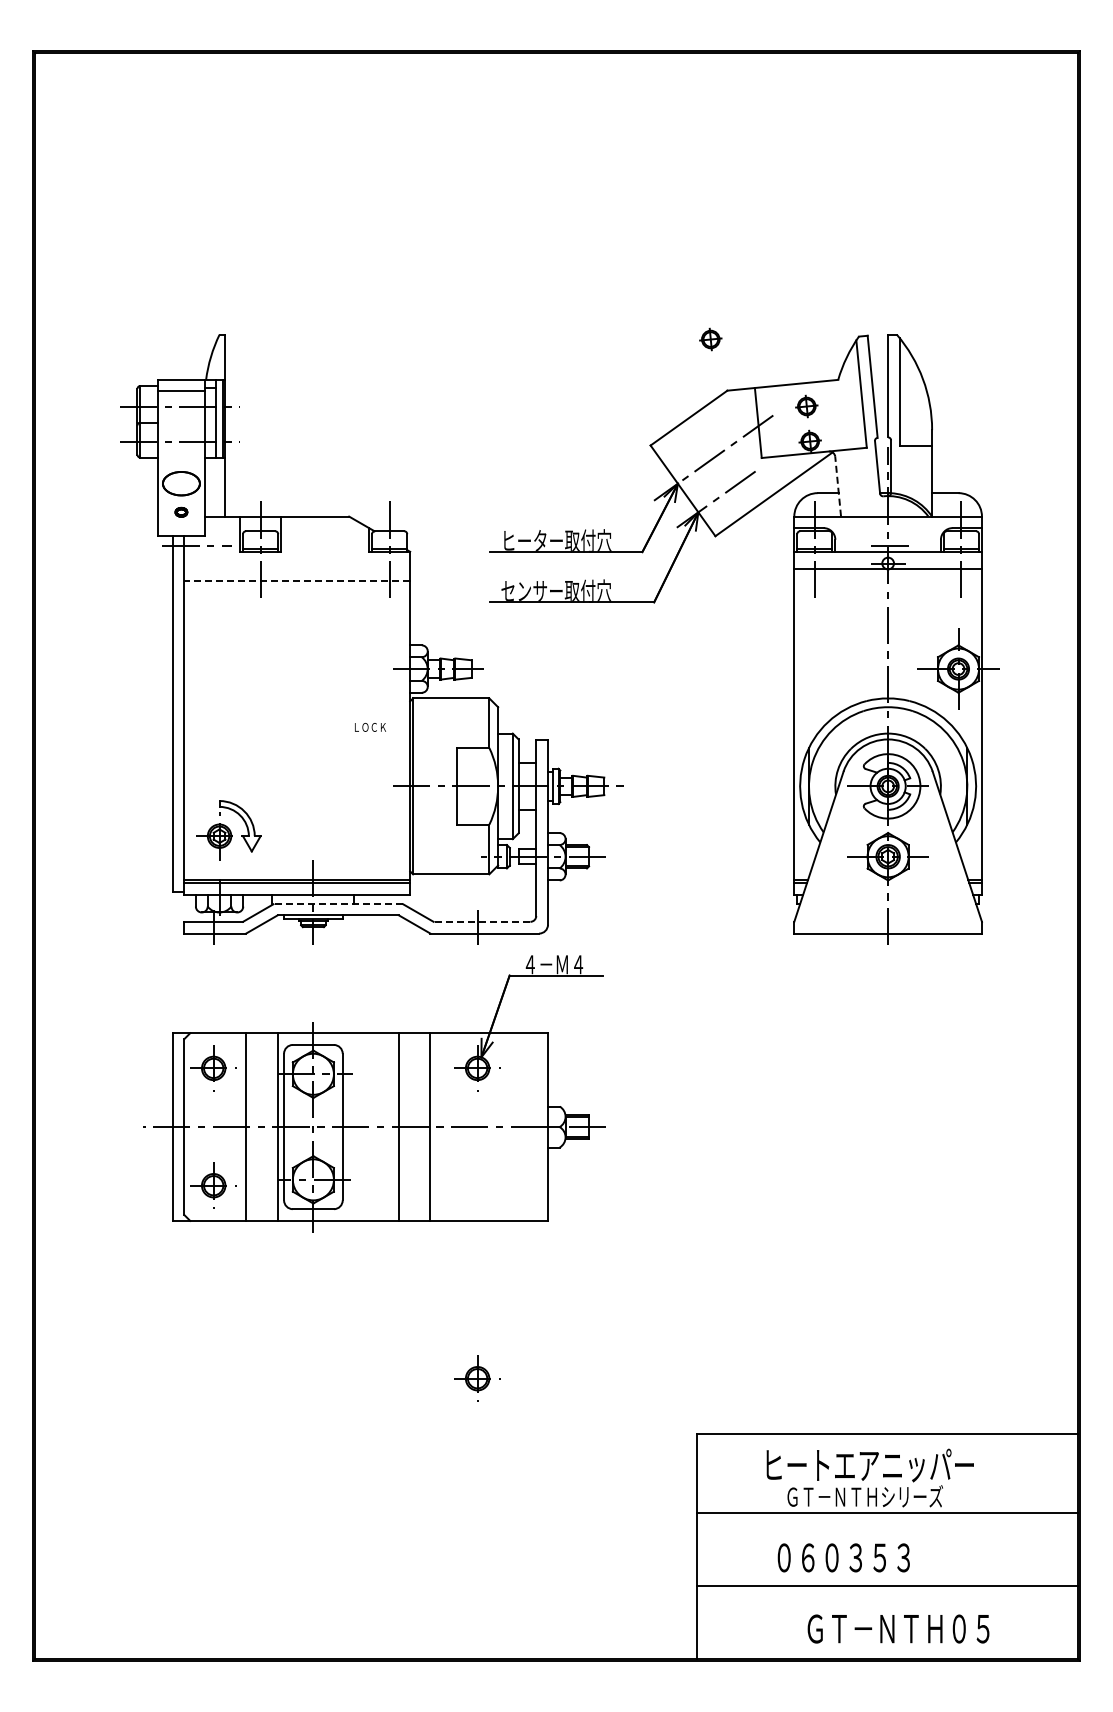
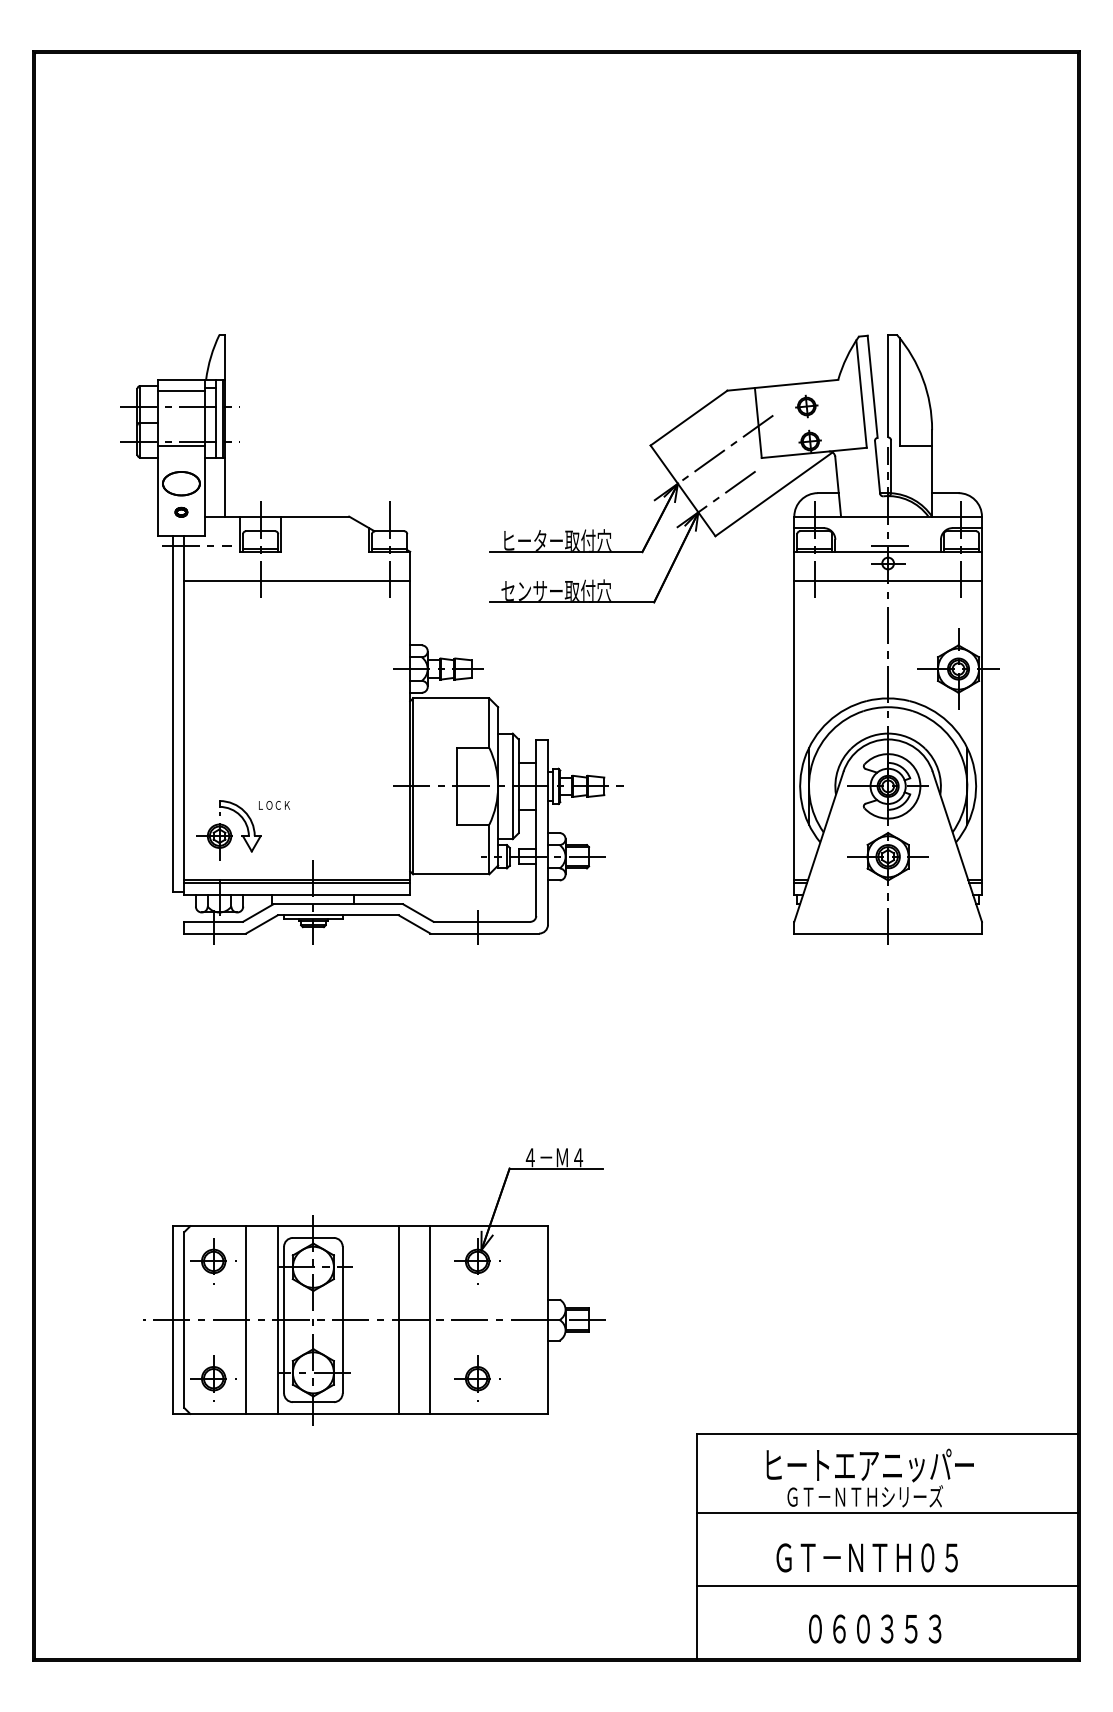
part: present -> none (710, 339)
line: none -> present (180, 445)
line: dashed -> solid (838, 486)
line position: (887, 569) -> (887, 581) (887, 581)
line: dashed -> solid (297, 581)
text position: (370, 727) -> (274, 805) (274, 805)
line: dashed -> solid (337, 904)
line: dashed -> solid (481, 921)
part position: (374, 1093) -> (374, 1286) (374, 1286)
text: ０６０３５３ -> ＧＴ－ＮＴＨ０５ (866, 1557)
text: ＧＴ－ＮＴＨ０５ -> ０６０３５３ (898, 1628)
